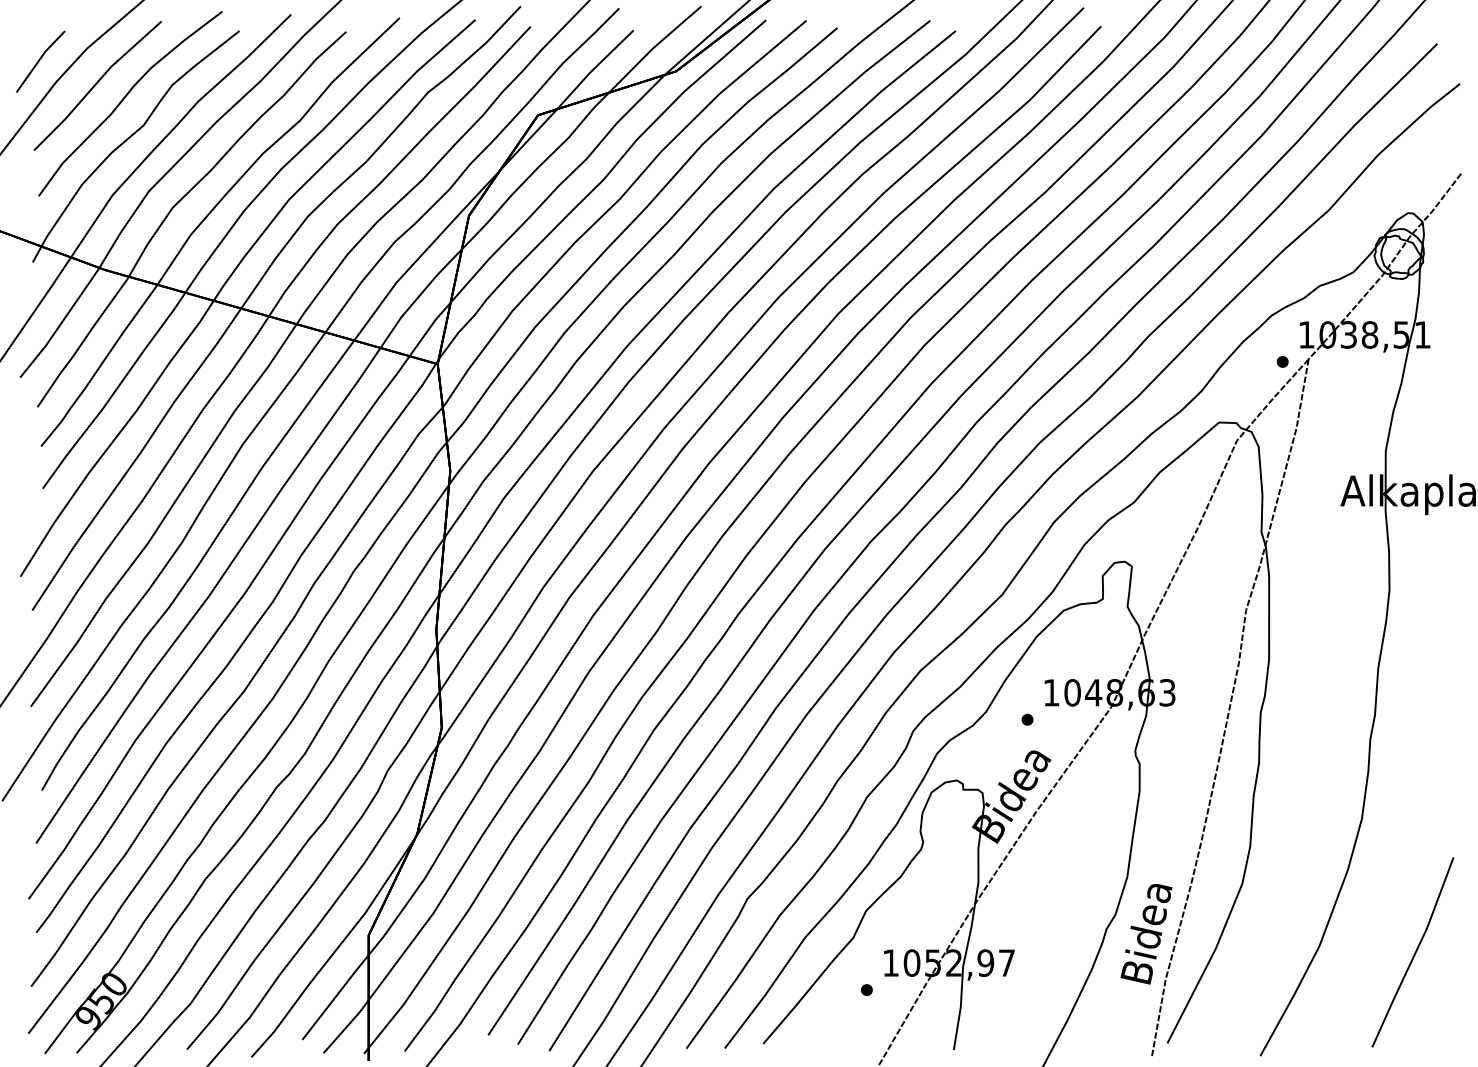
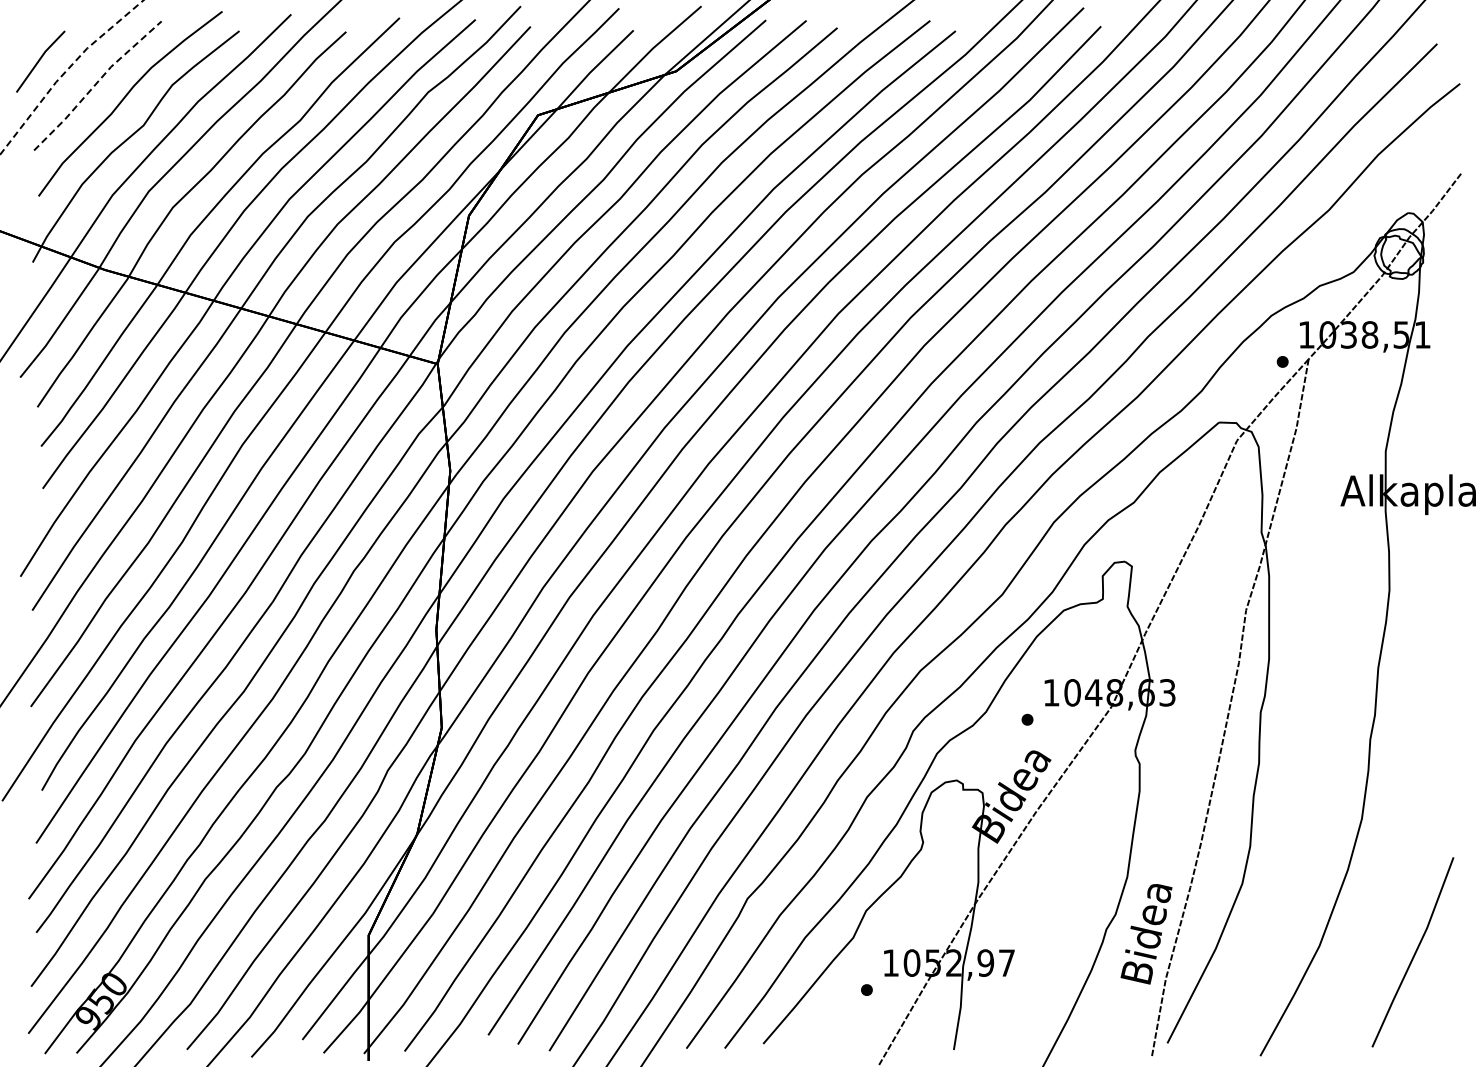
line: solid -> dashed (65, 71)
line: solid -> dashed (96, 84)
